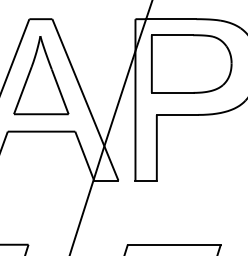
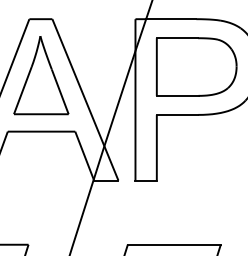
part position: (191, 63) -> (196, 66) (196, 66)
